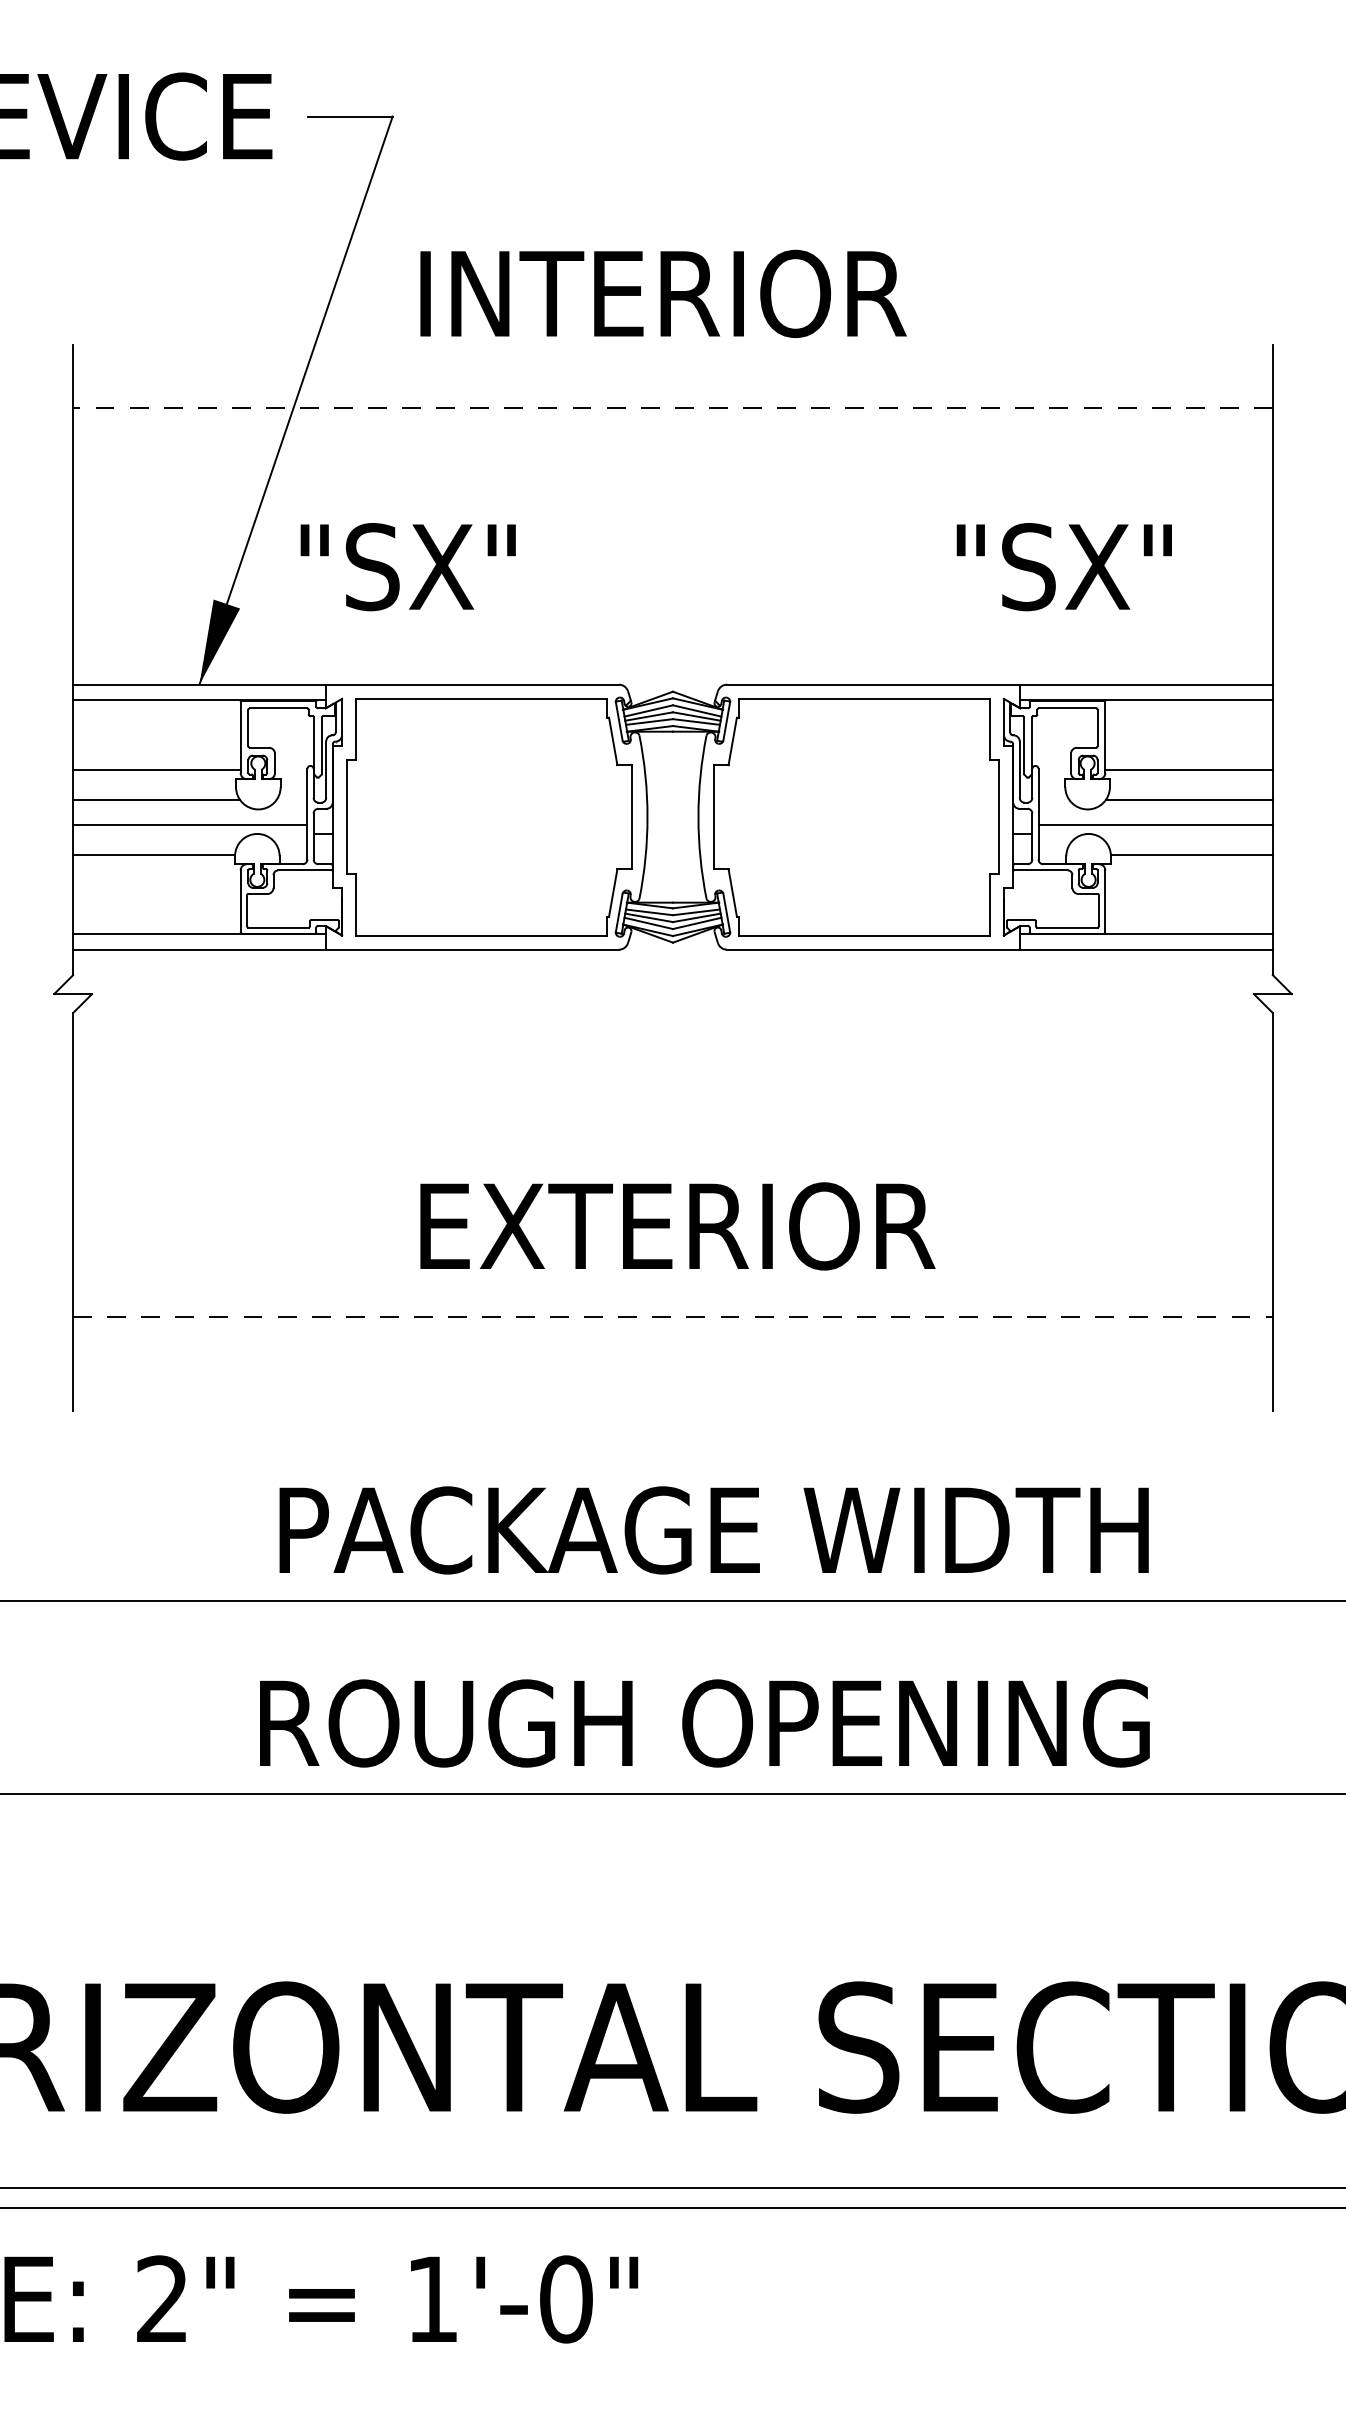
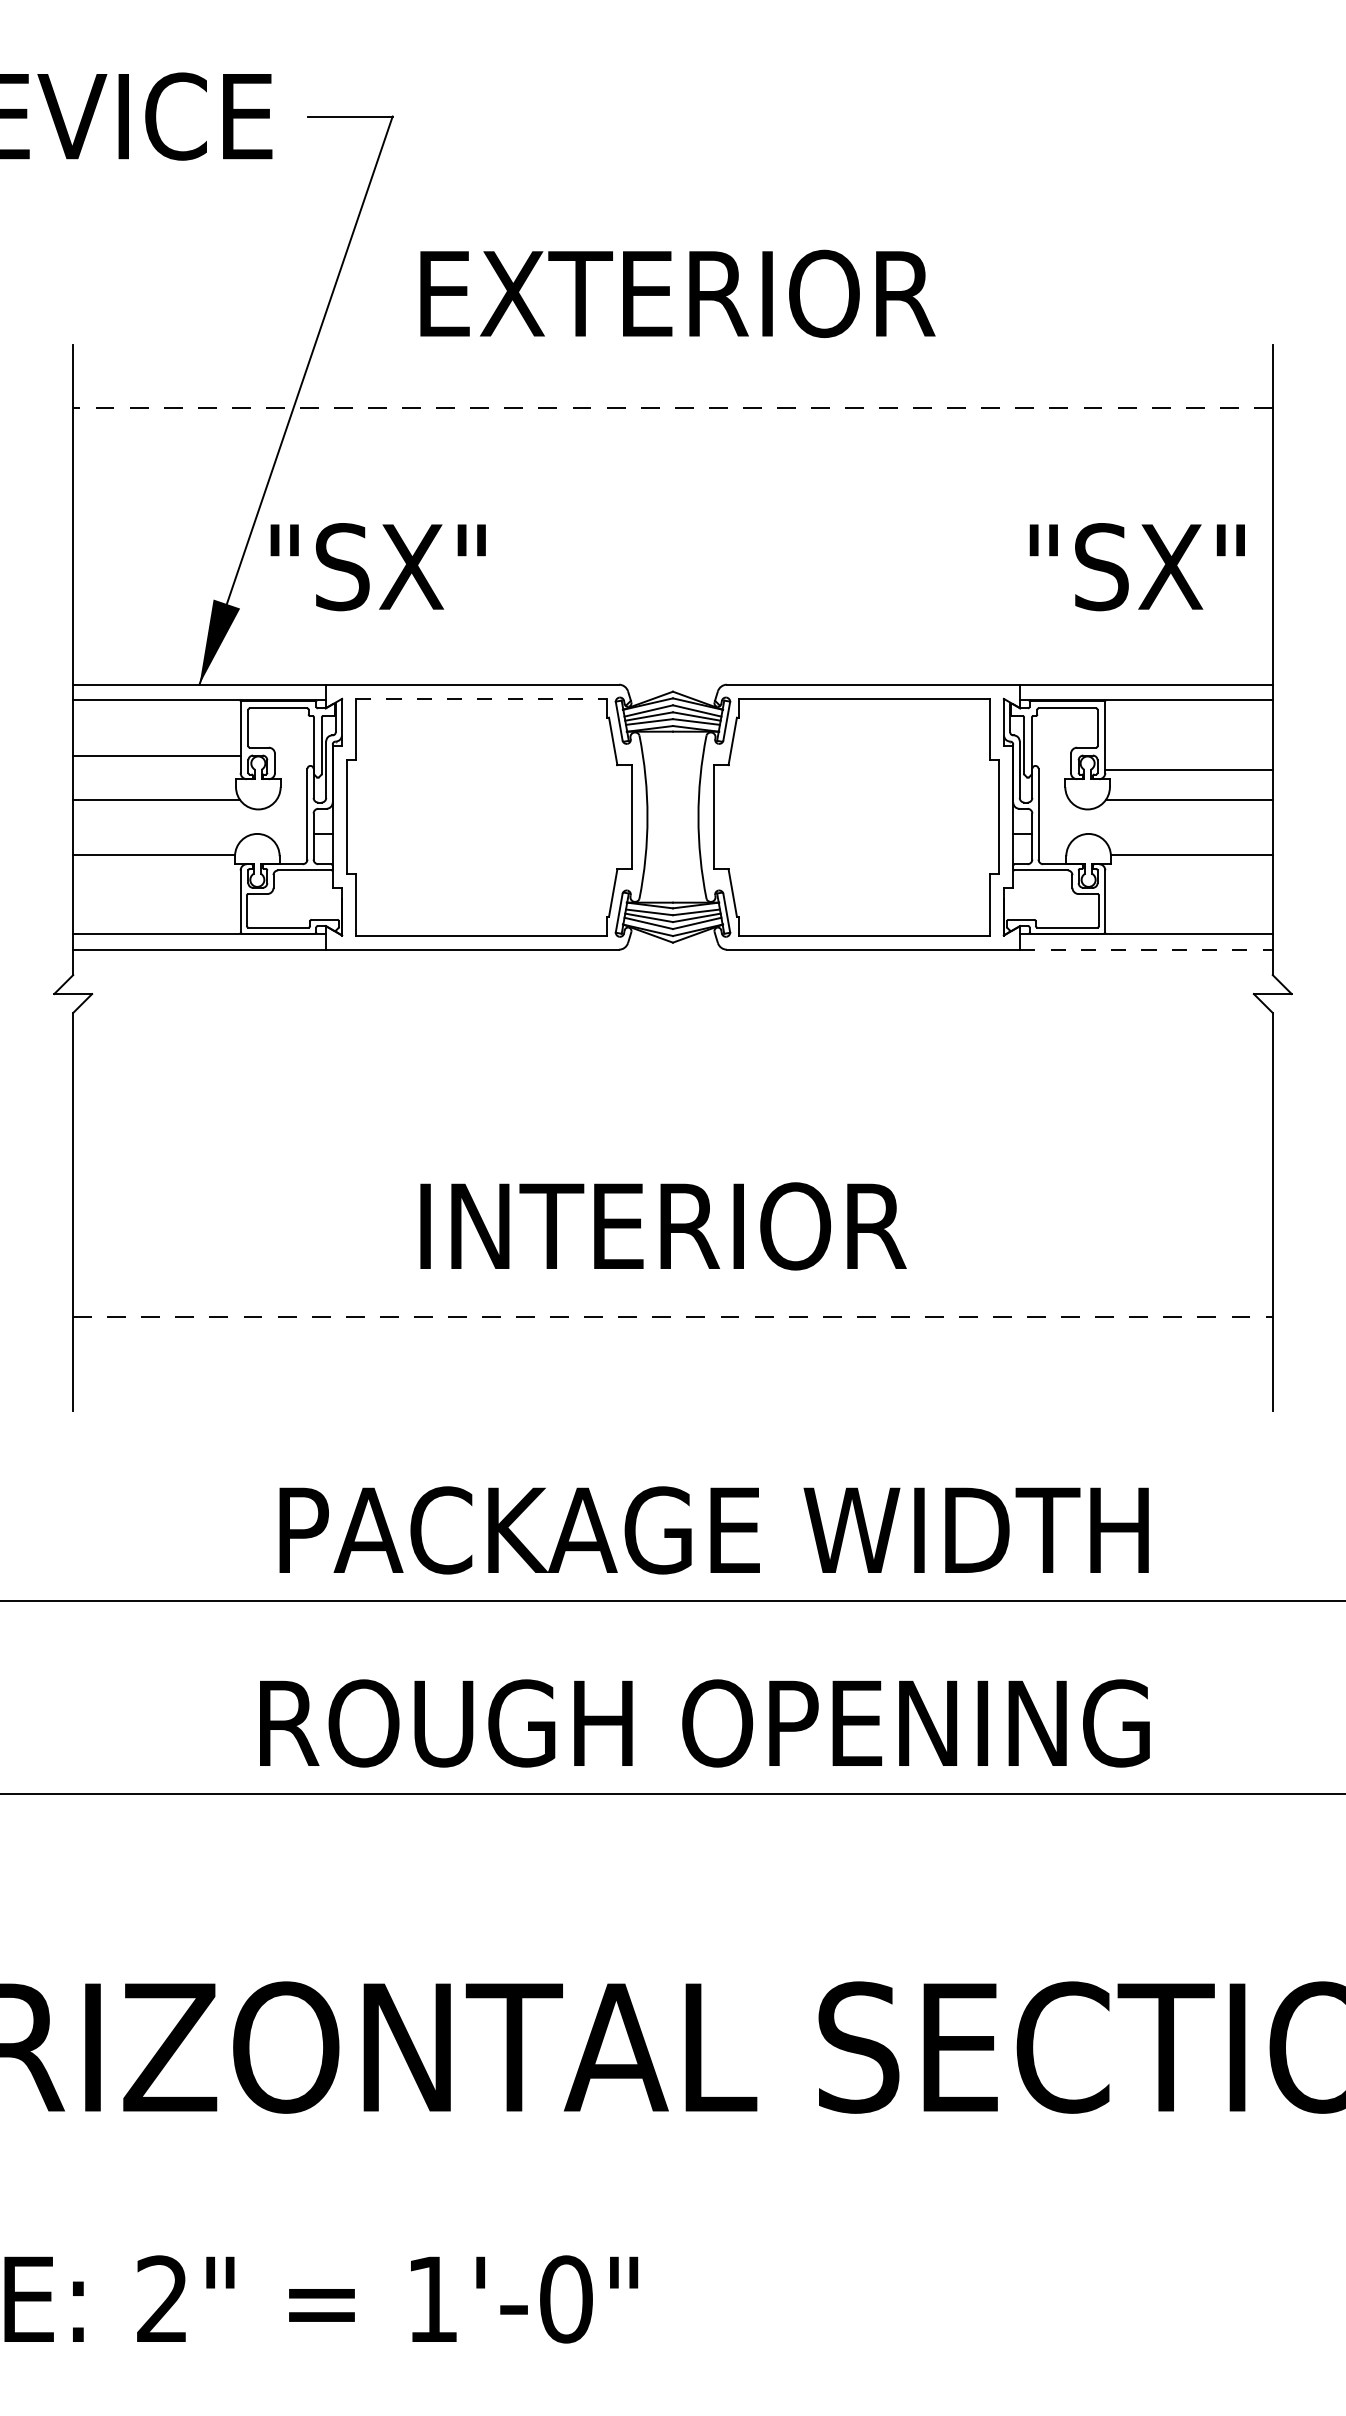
text: INTERIOR -> EXTERIOR (682, 293)
text position: (407, 567) -> (377, 567) (377, 567)
text position: (1063, 567) -> (1136, 567) (1136, 567)
line: solid -> dashed (481, 698)
line position: (156, 769) -> (156, 755) (156, 755)
line: present -> none (190, 824)
line: present -> none (1155, 824)
line: solid -> dashed (1147, 949)
text: EXTERIOR -> INTERIOR (682, 1226)
line: present -> none (672, 2188)
line: present -> none (672, 2207)
